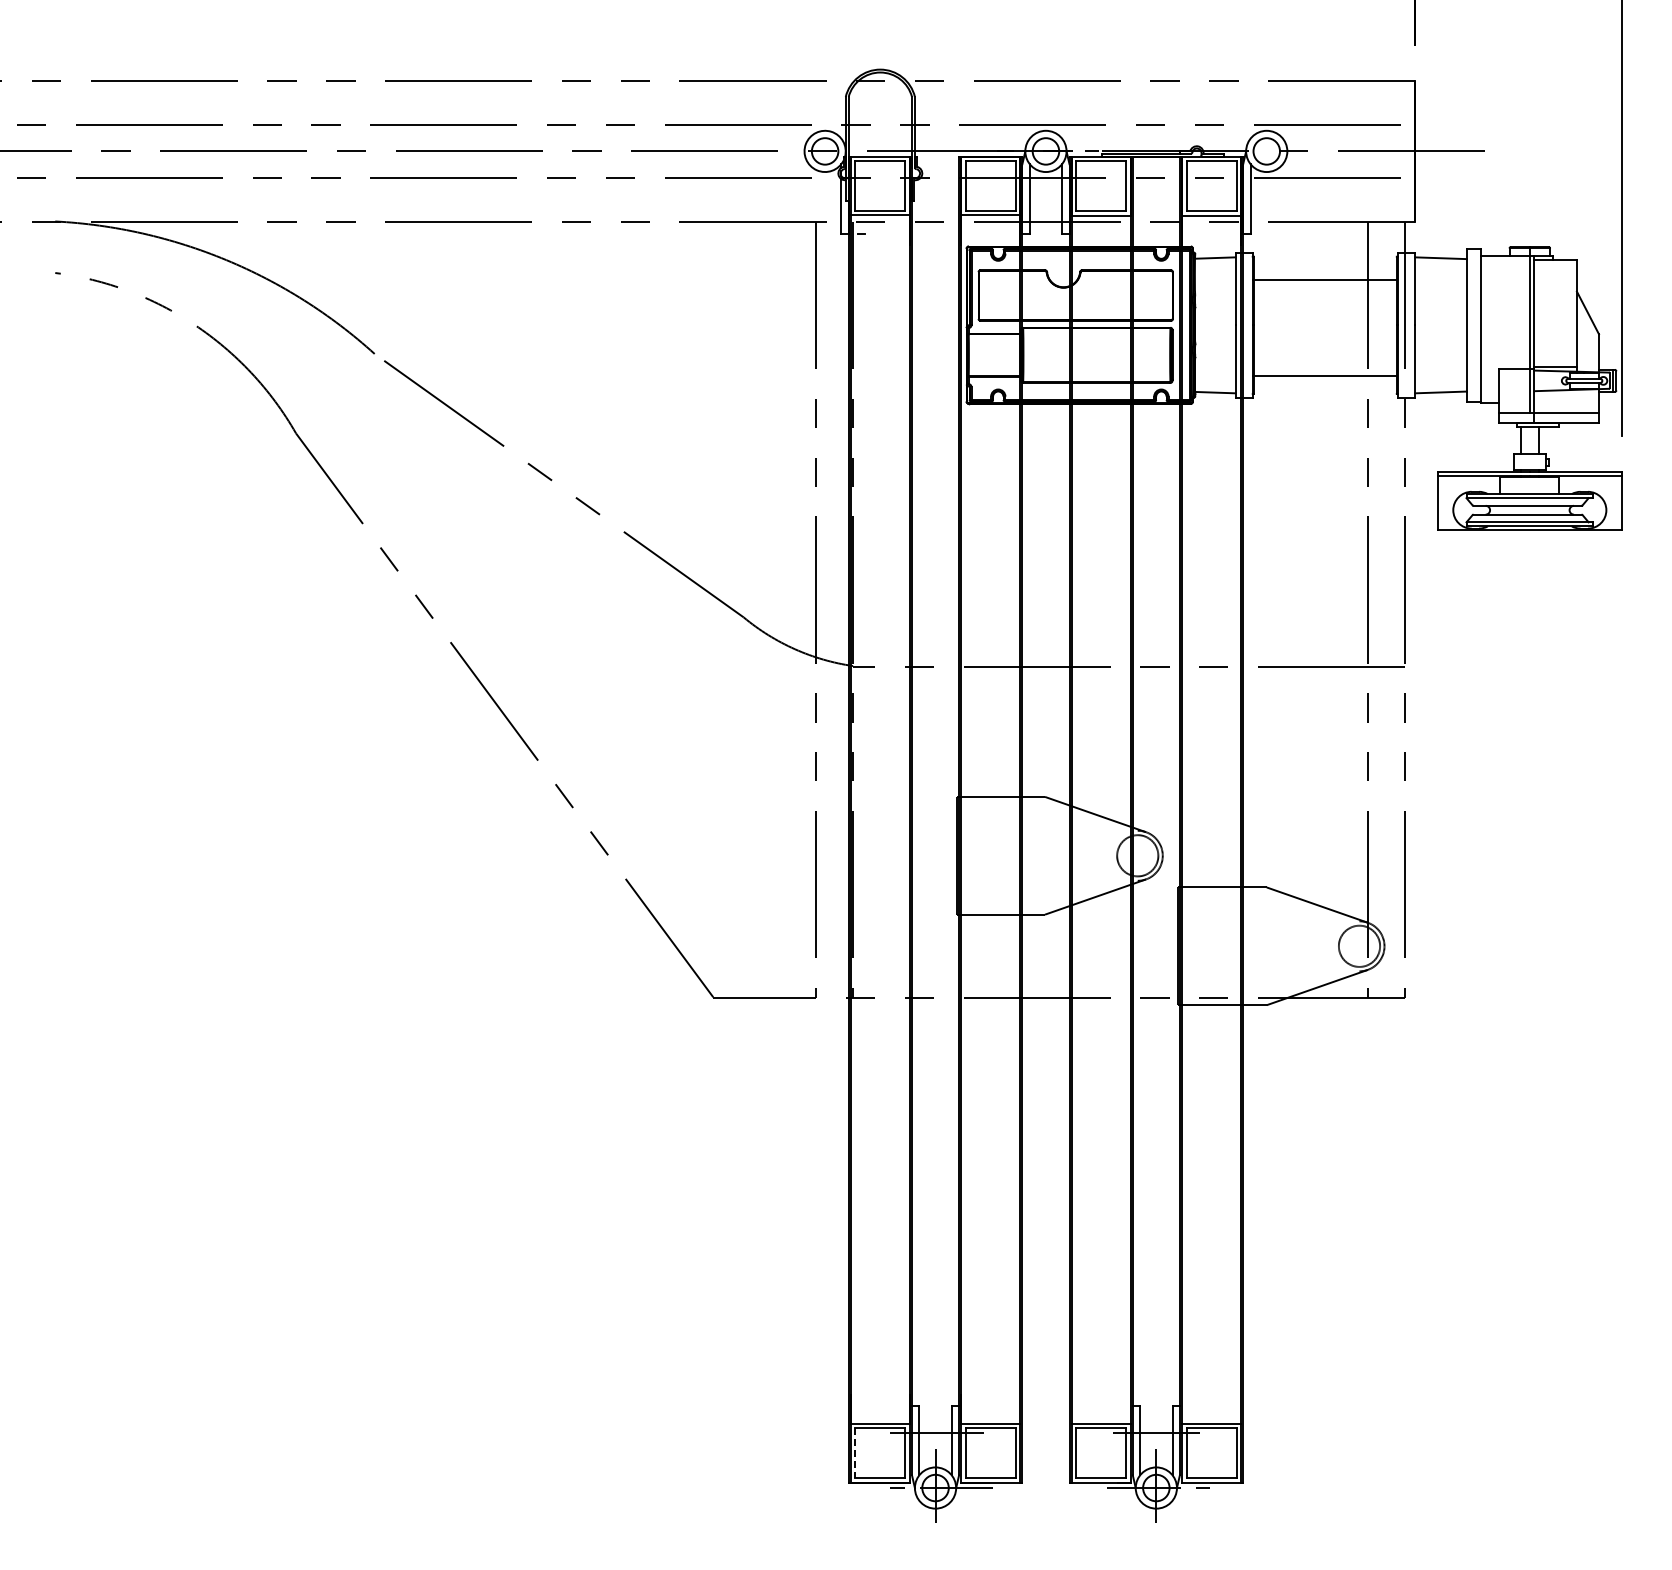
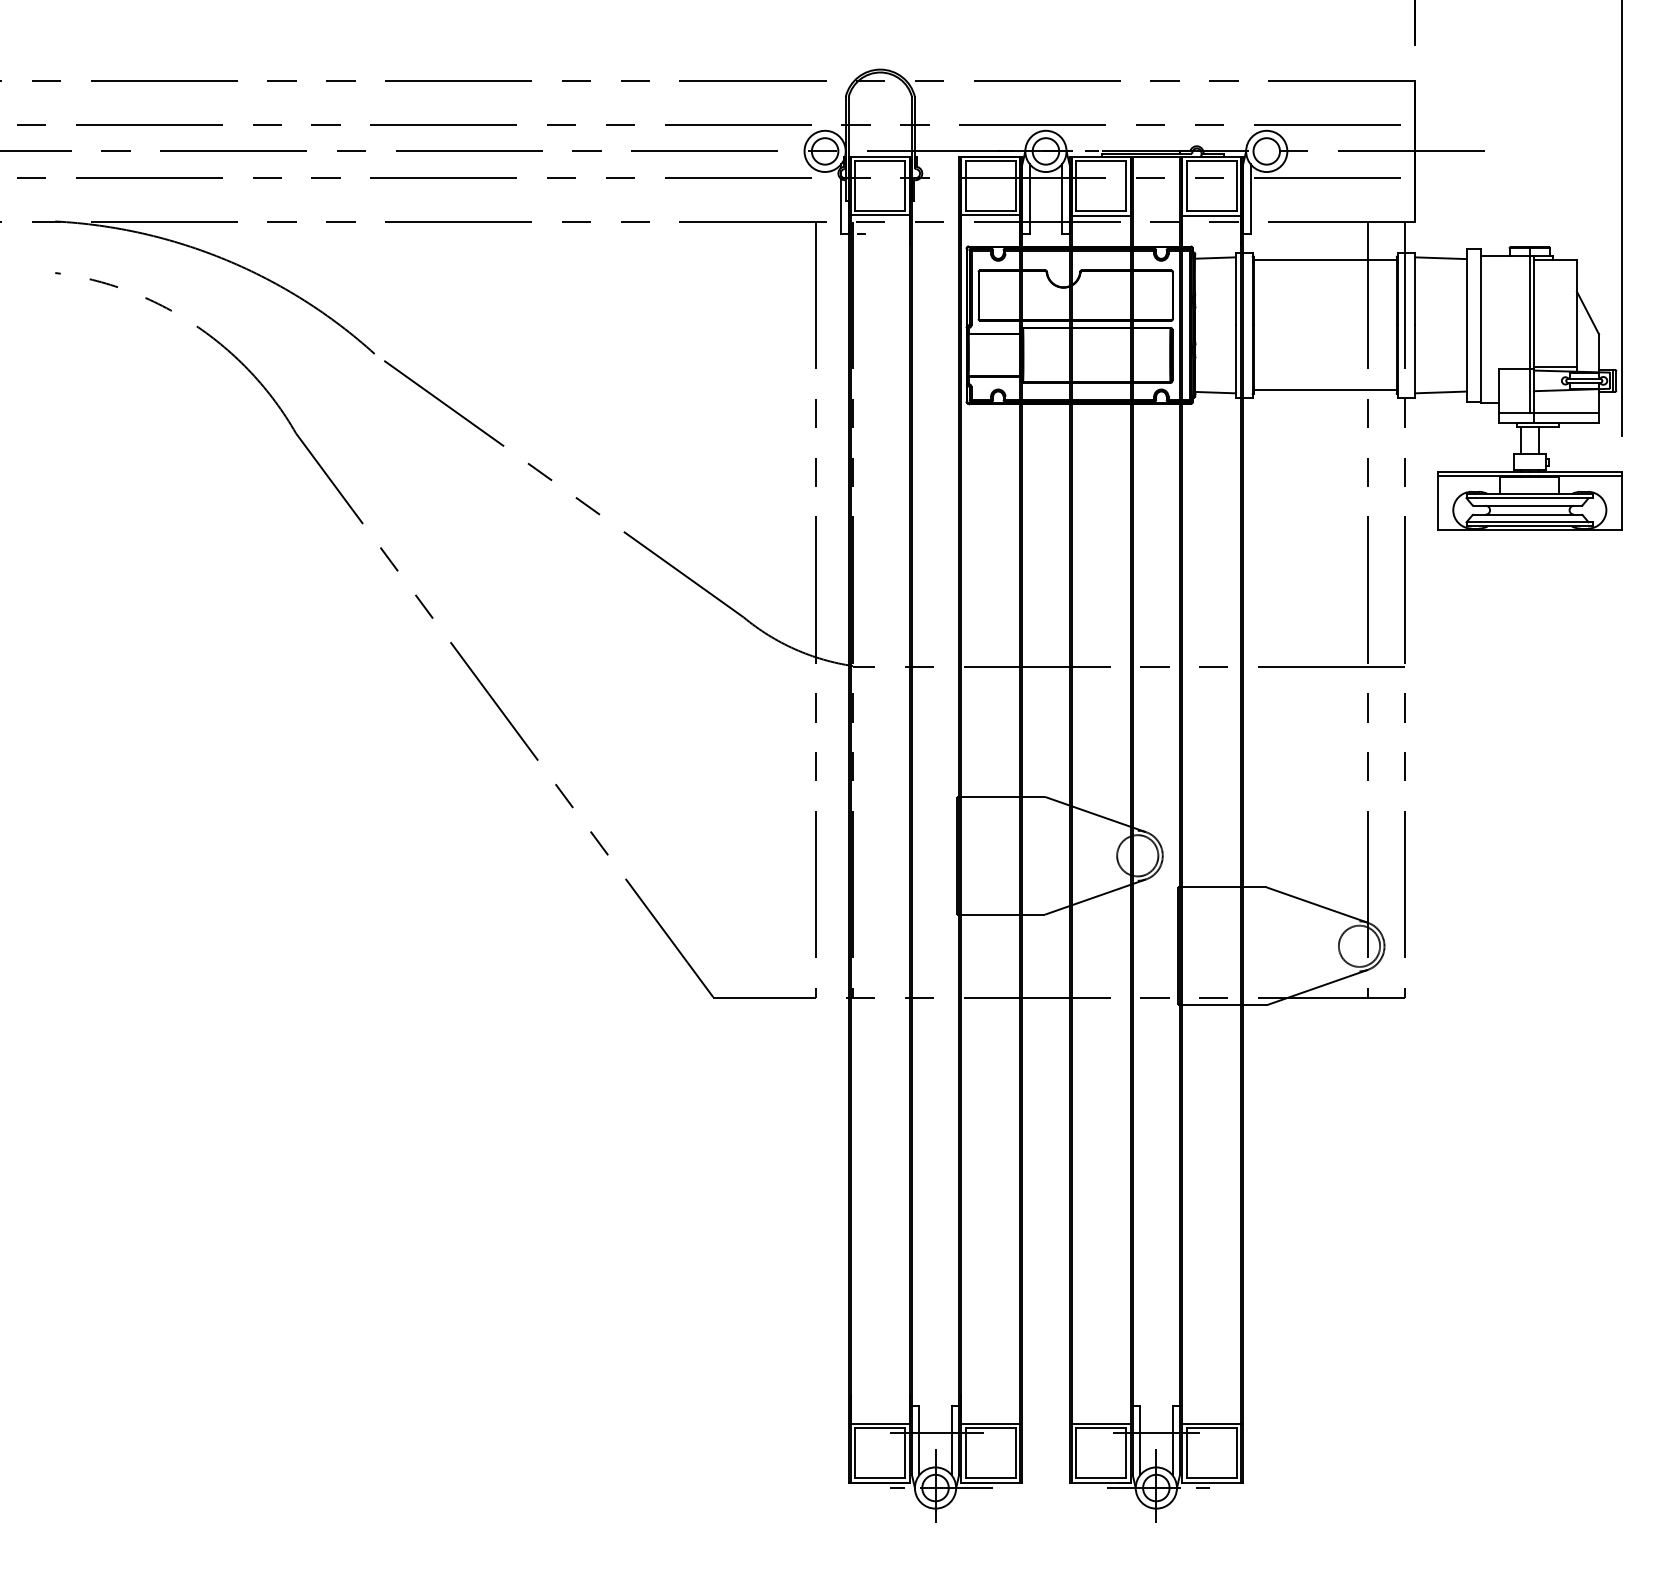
line position: (1324, 280) -> (1324, 260) (1324, 260)
line position: (1324, 376) -> (1324, 390) (1324, 390)
line: dashed -> solid (855, 1453)
